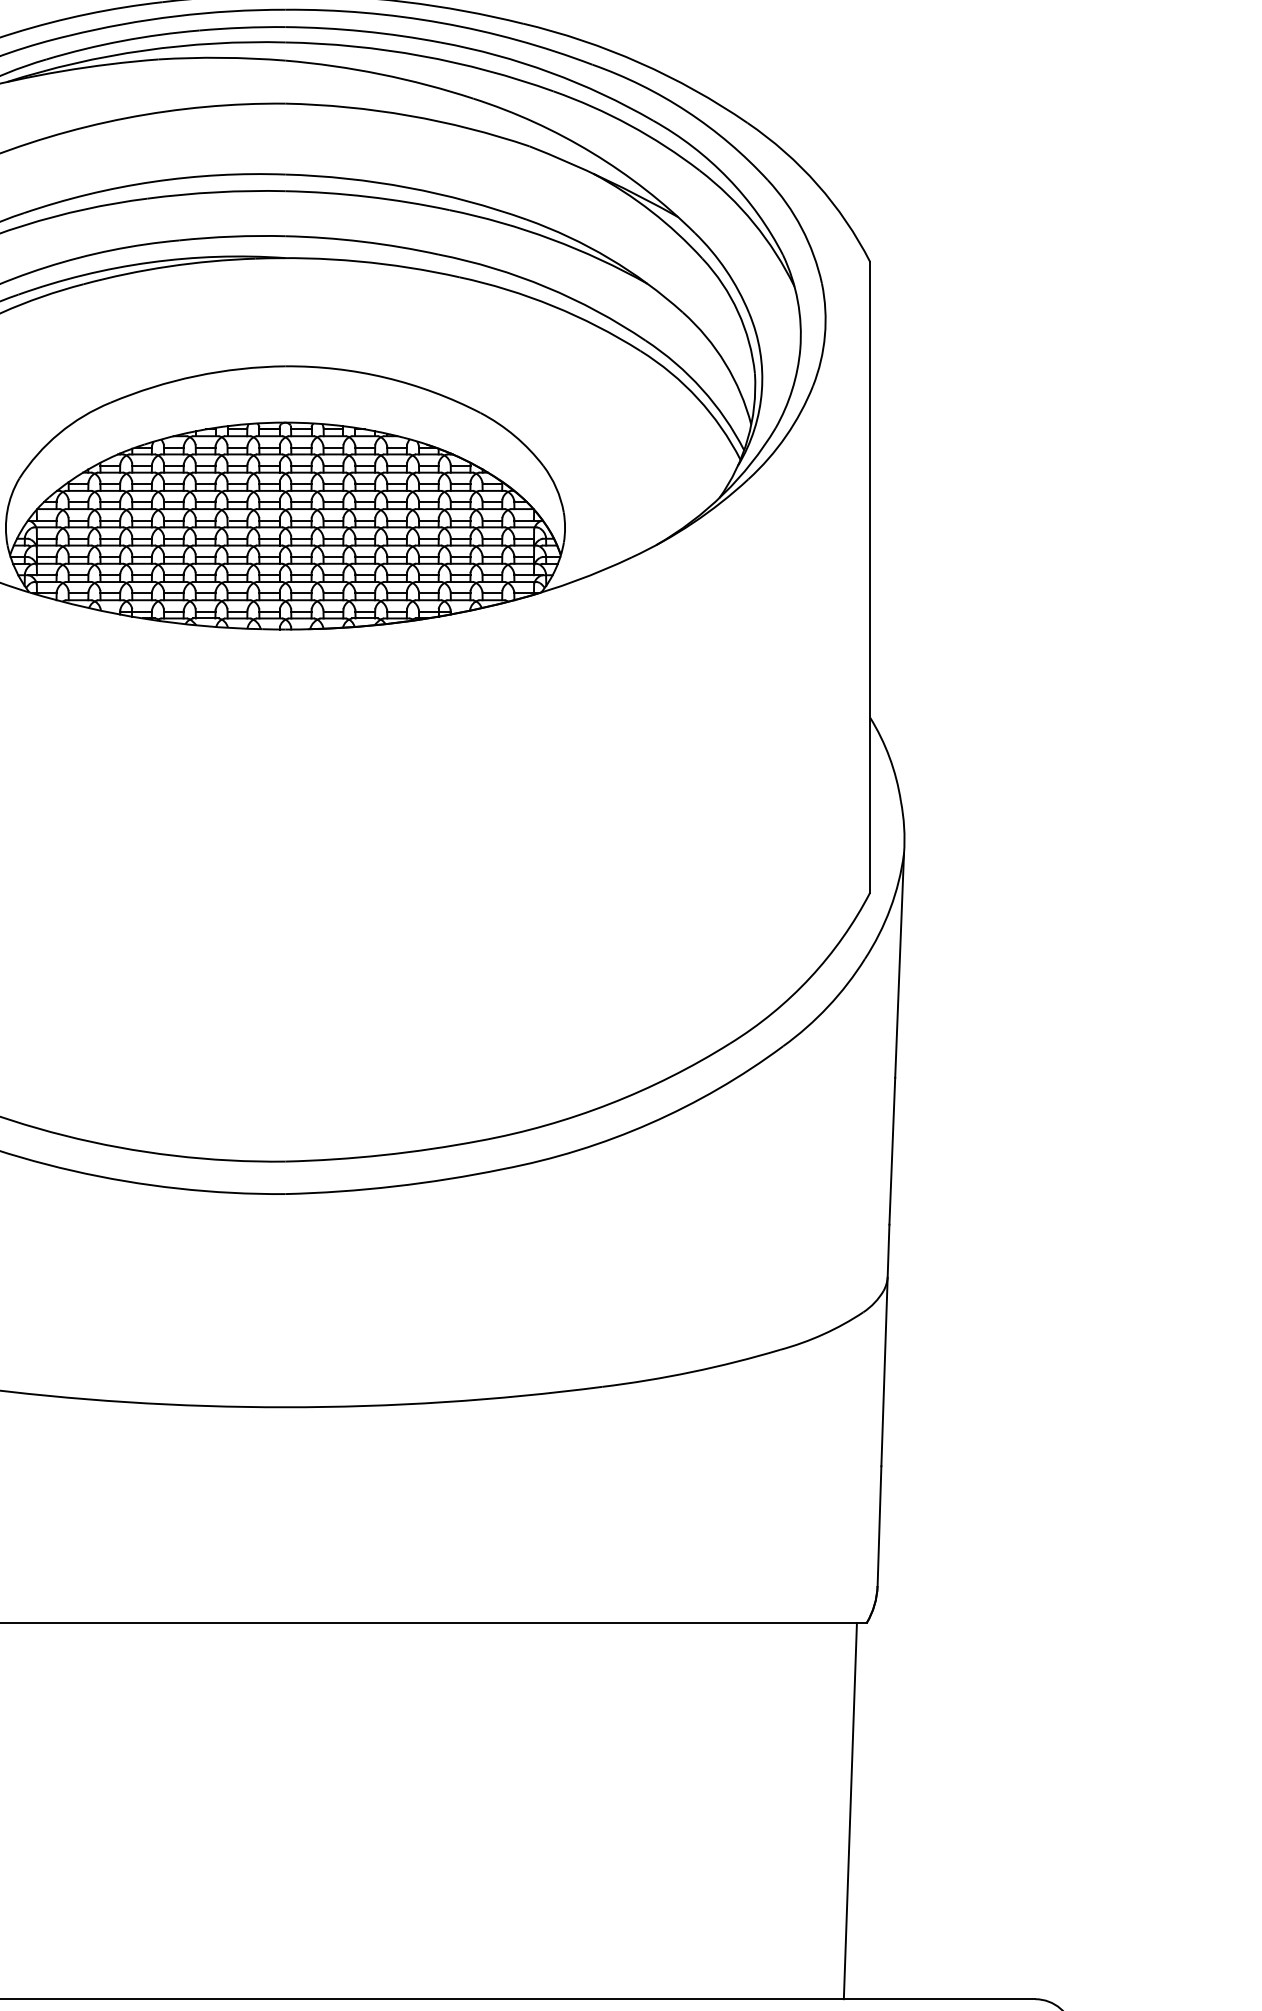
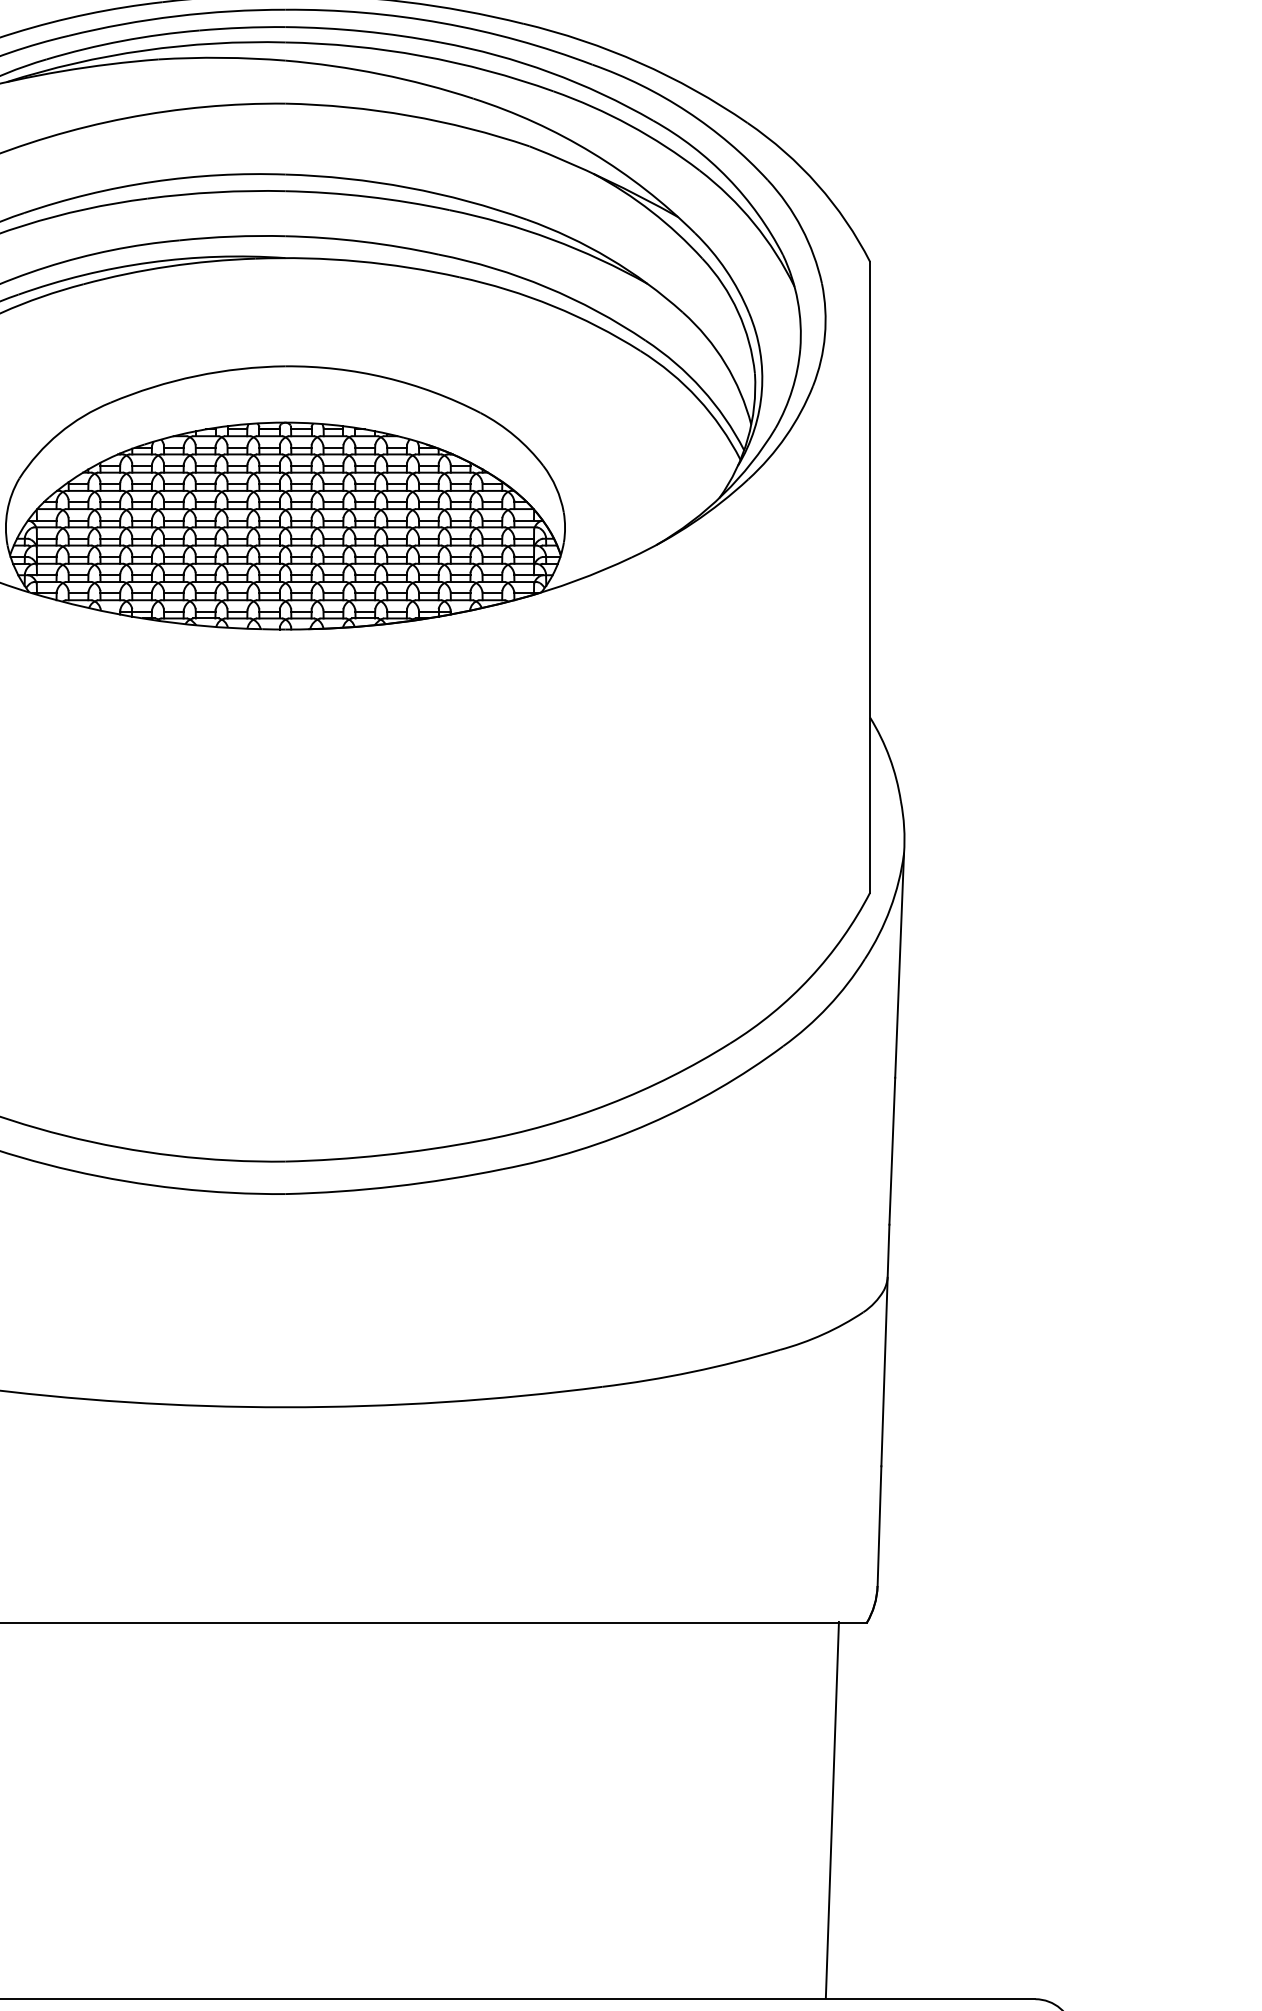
line position: (849, 1810) -> (831, 1809) (831, 1809)
